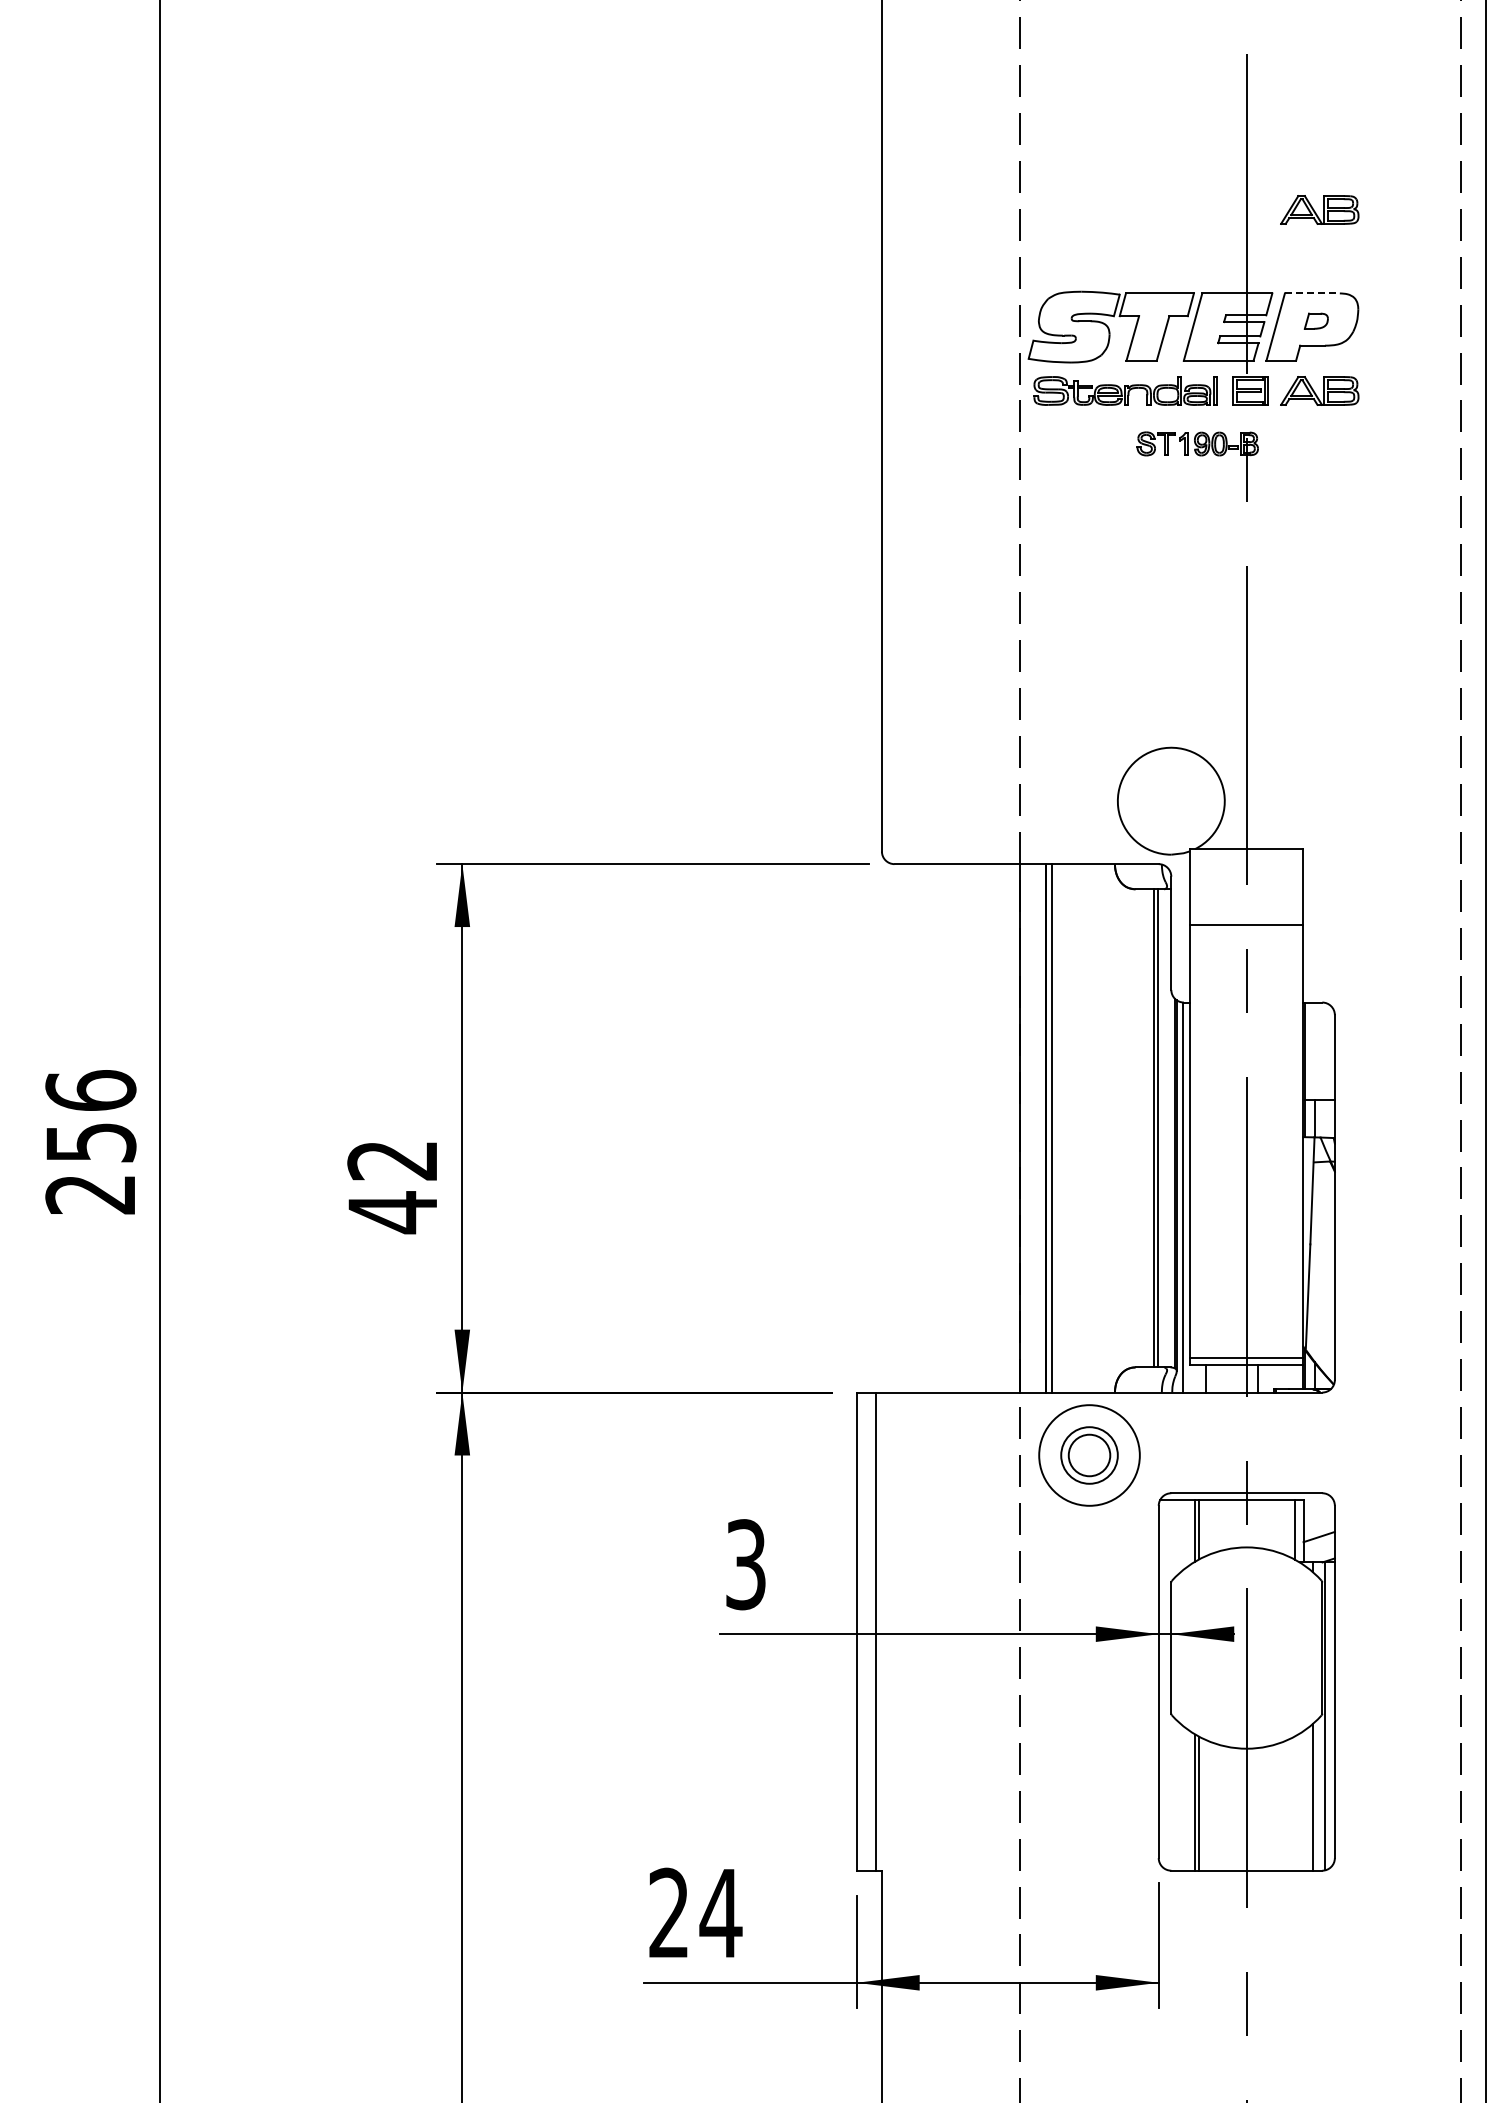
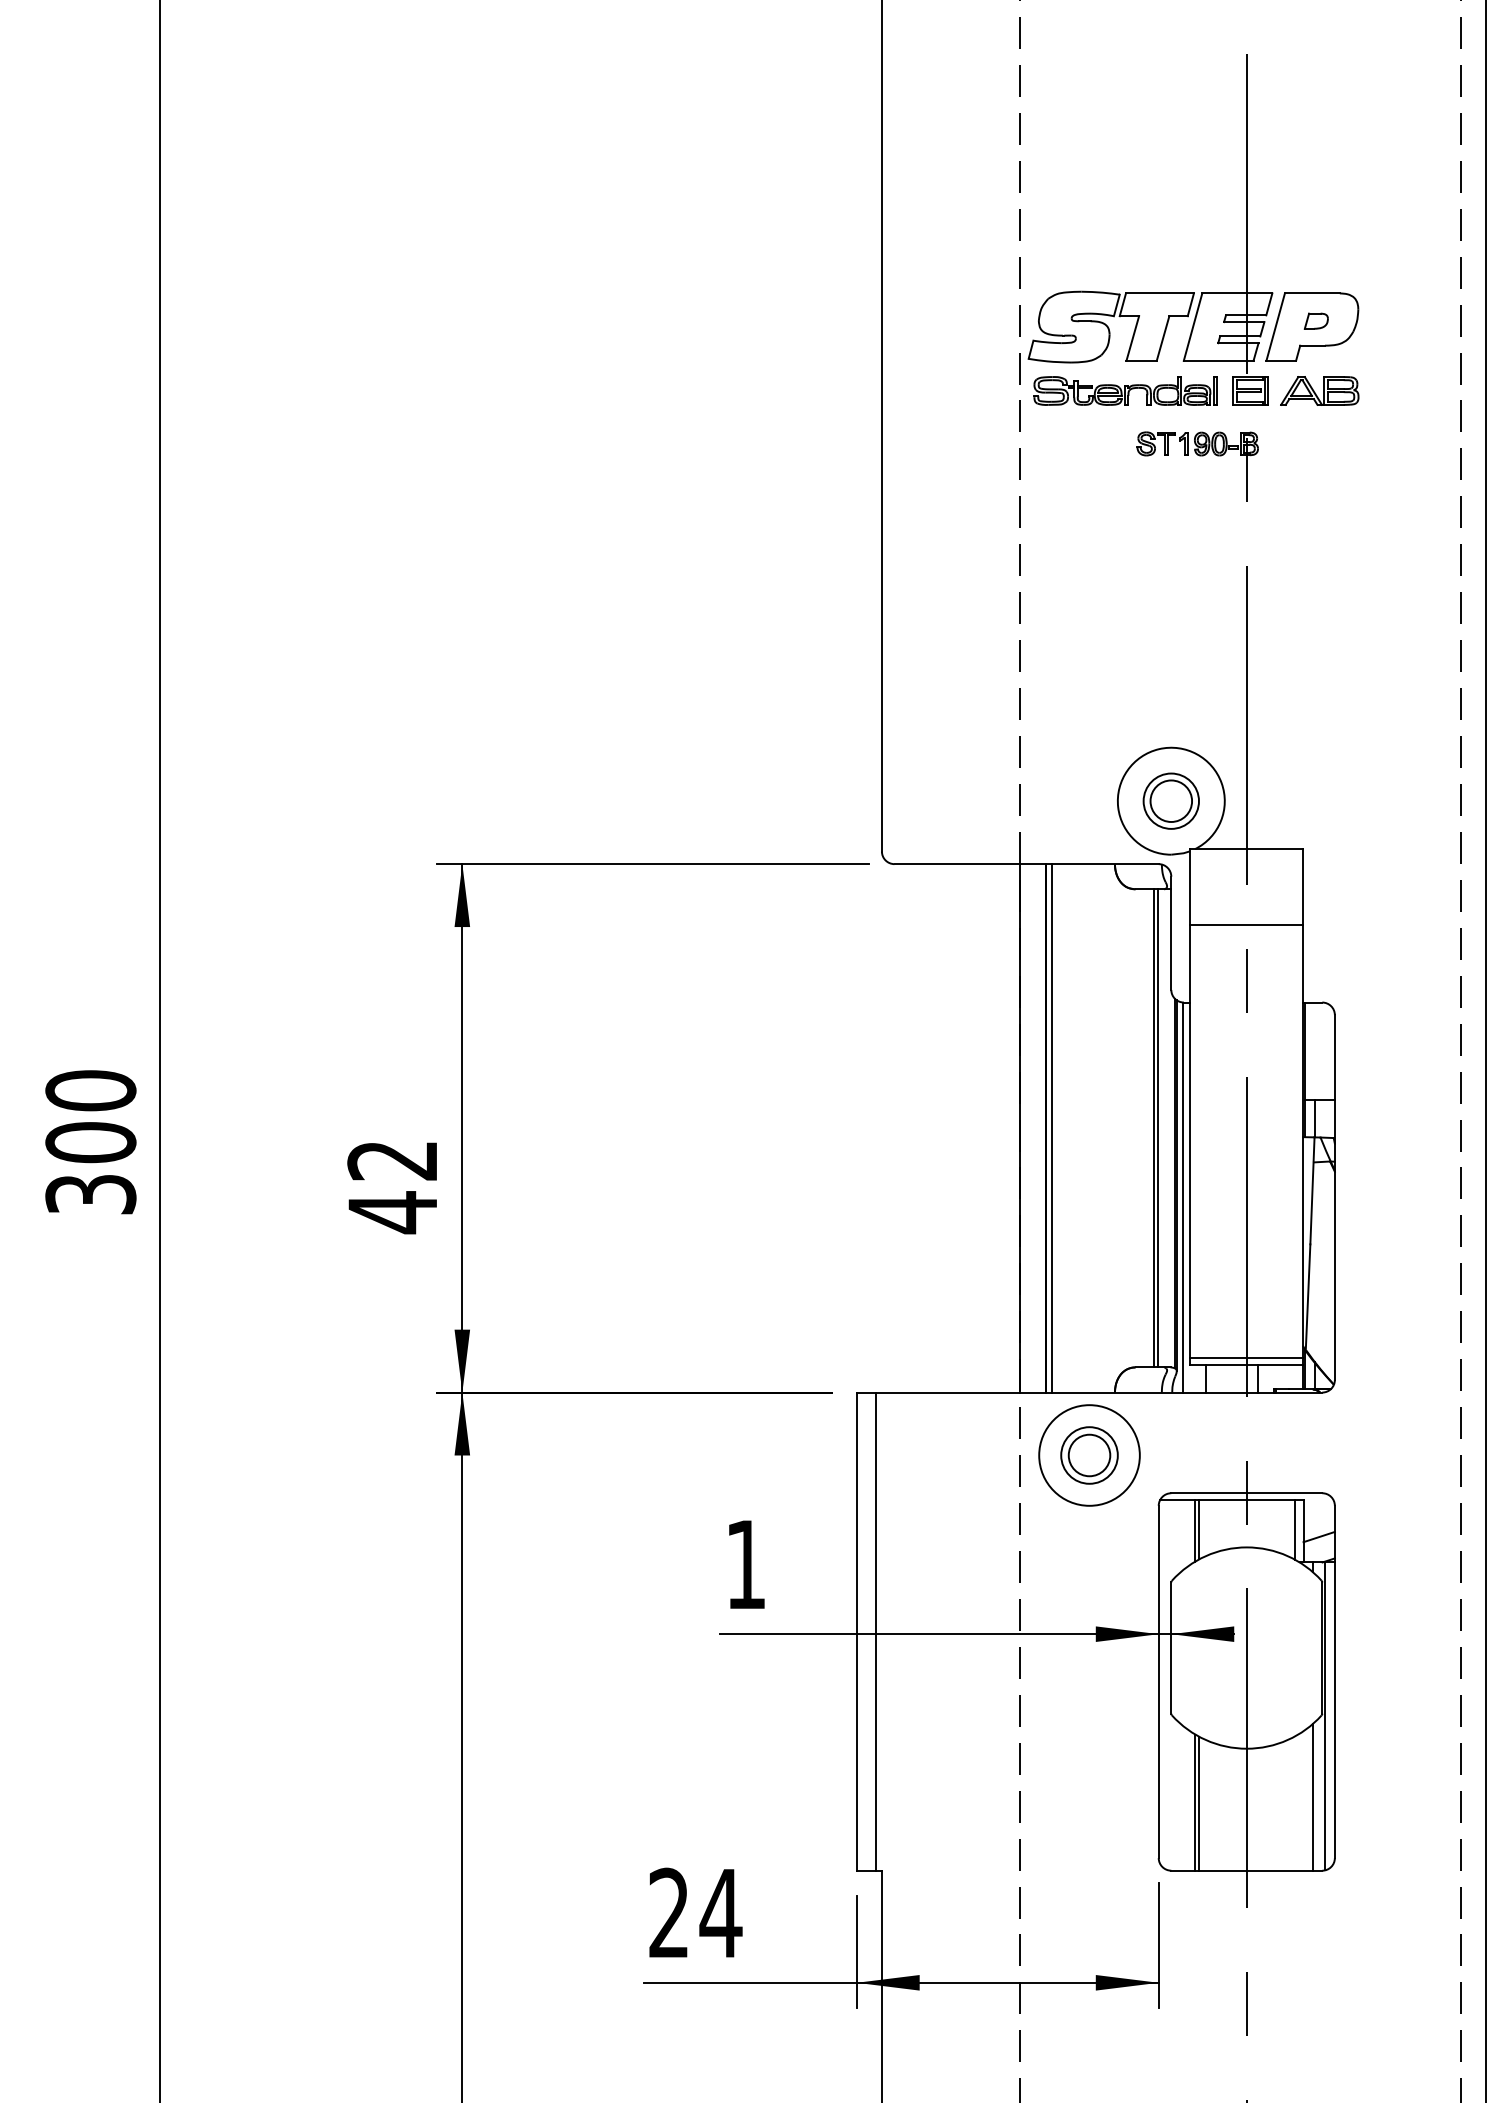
part: present -> none (1319, 209)
line: dashed -> solid (1312, 293)
part: none -> present (1170, 800)
text: 256 -> 300 (90, 1142)
text: 3 -> 1 (745, 1564)
